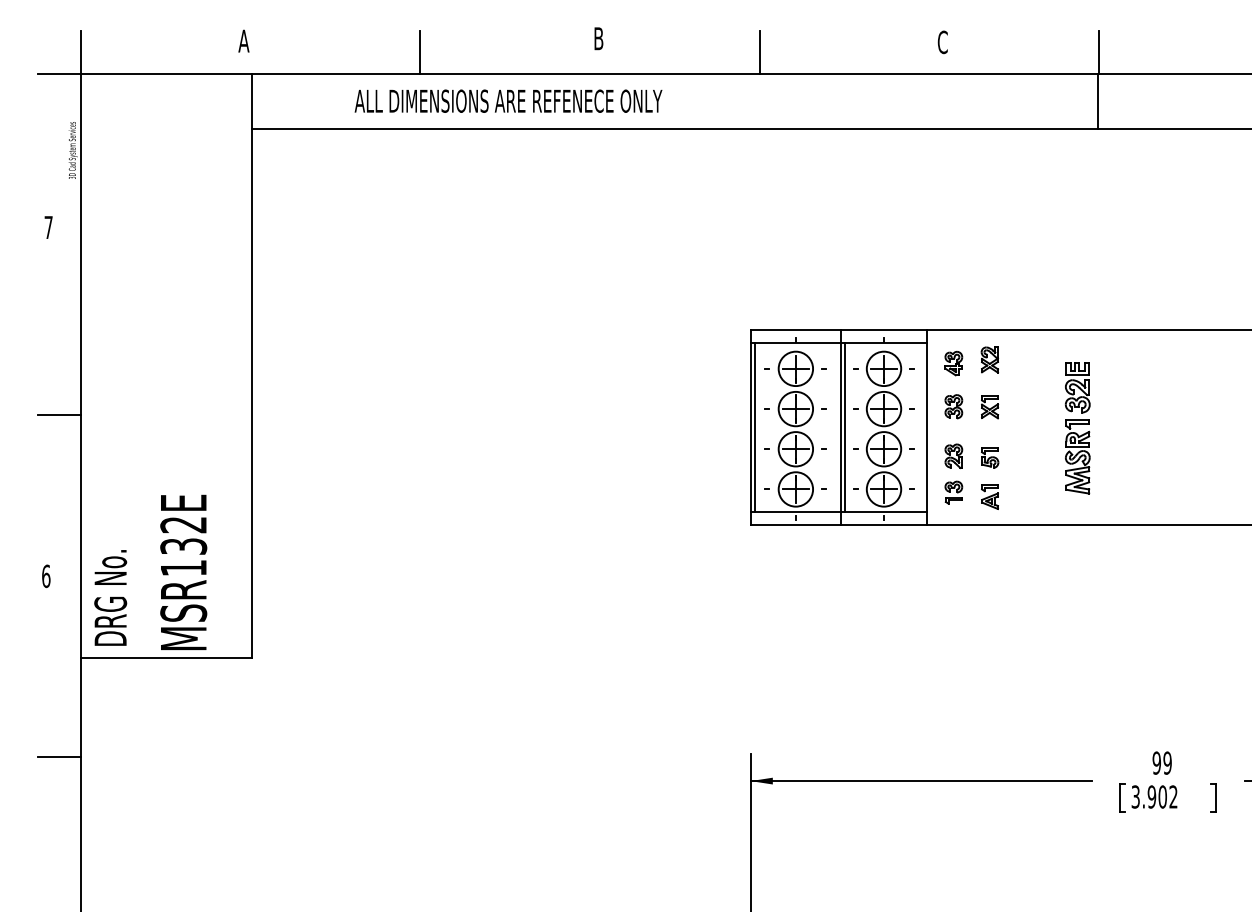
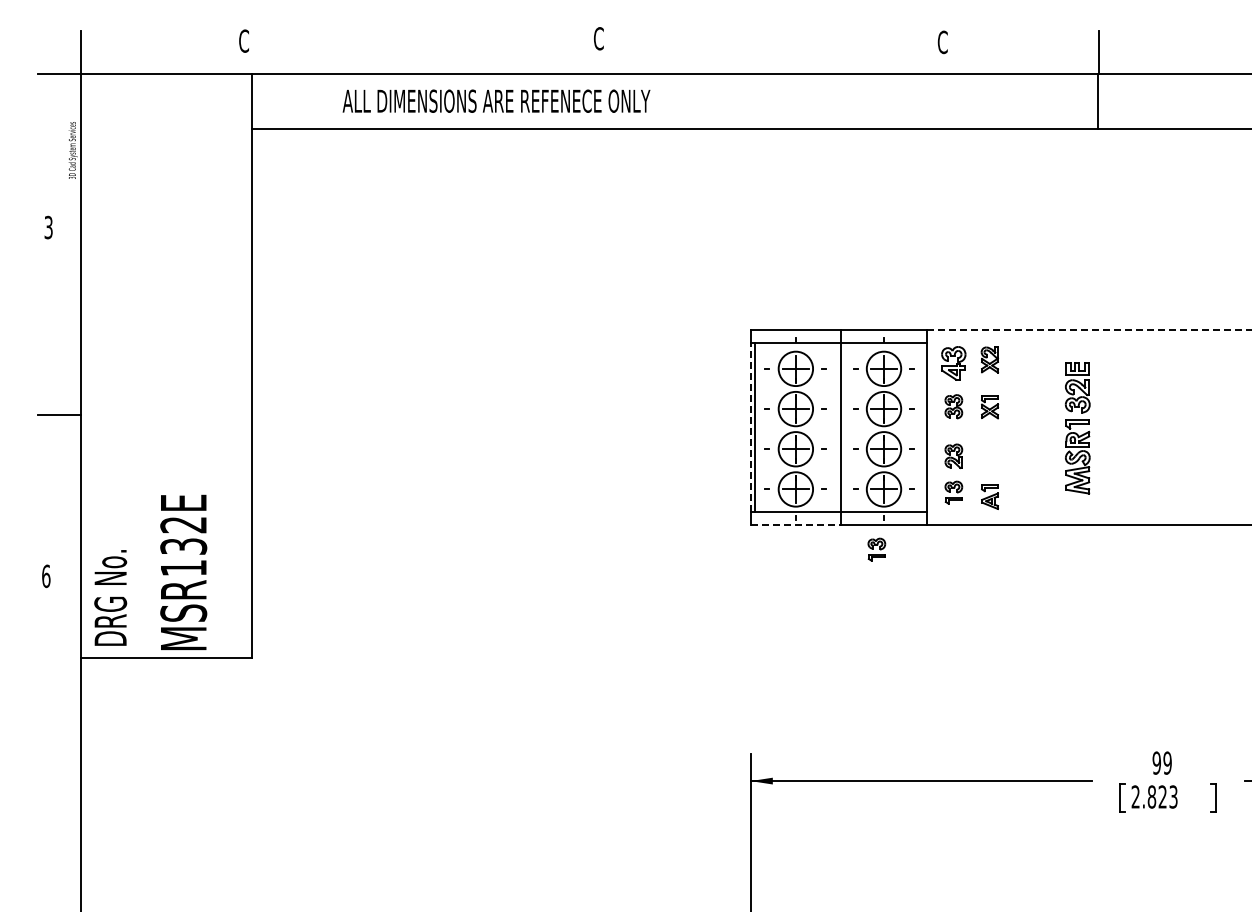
text: B -> C (598, 38)
text: A -> C (243, 40)
line: present -> none (420, 51)
line: present -> none (759, 51)
text position: (508, 100) -> (496, 100) (496, 100)
text: 7 -> 3 (48, 227)
line: solid -> dashed (1089, 330)
part size: 20x26 px -> 26x35 px (953, 363)
line: solid -> dashed (750, 427)
line: present -> none (845, 427)
part: present -> none (990, 457)
line: solid -> dashed (796, 524)
part: none -> present (876, 549)
line: present -> none (58, 756)
text: 3.902 -> 2.823 (1154, 796)
